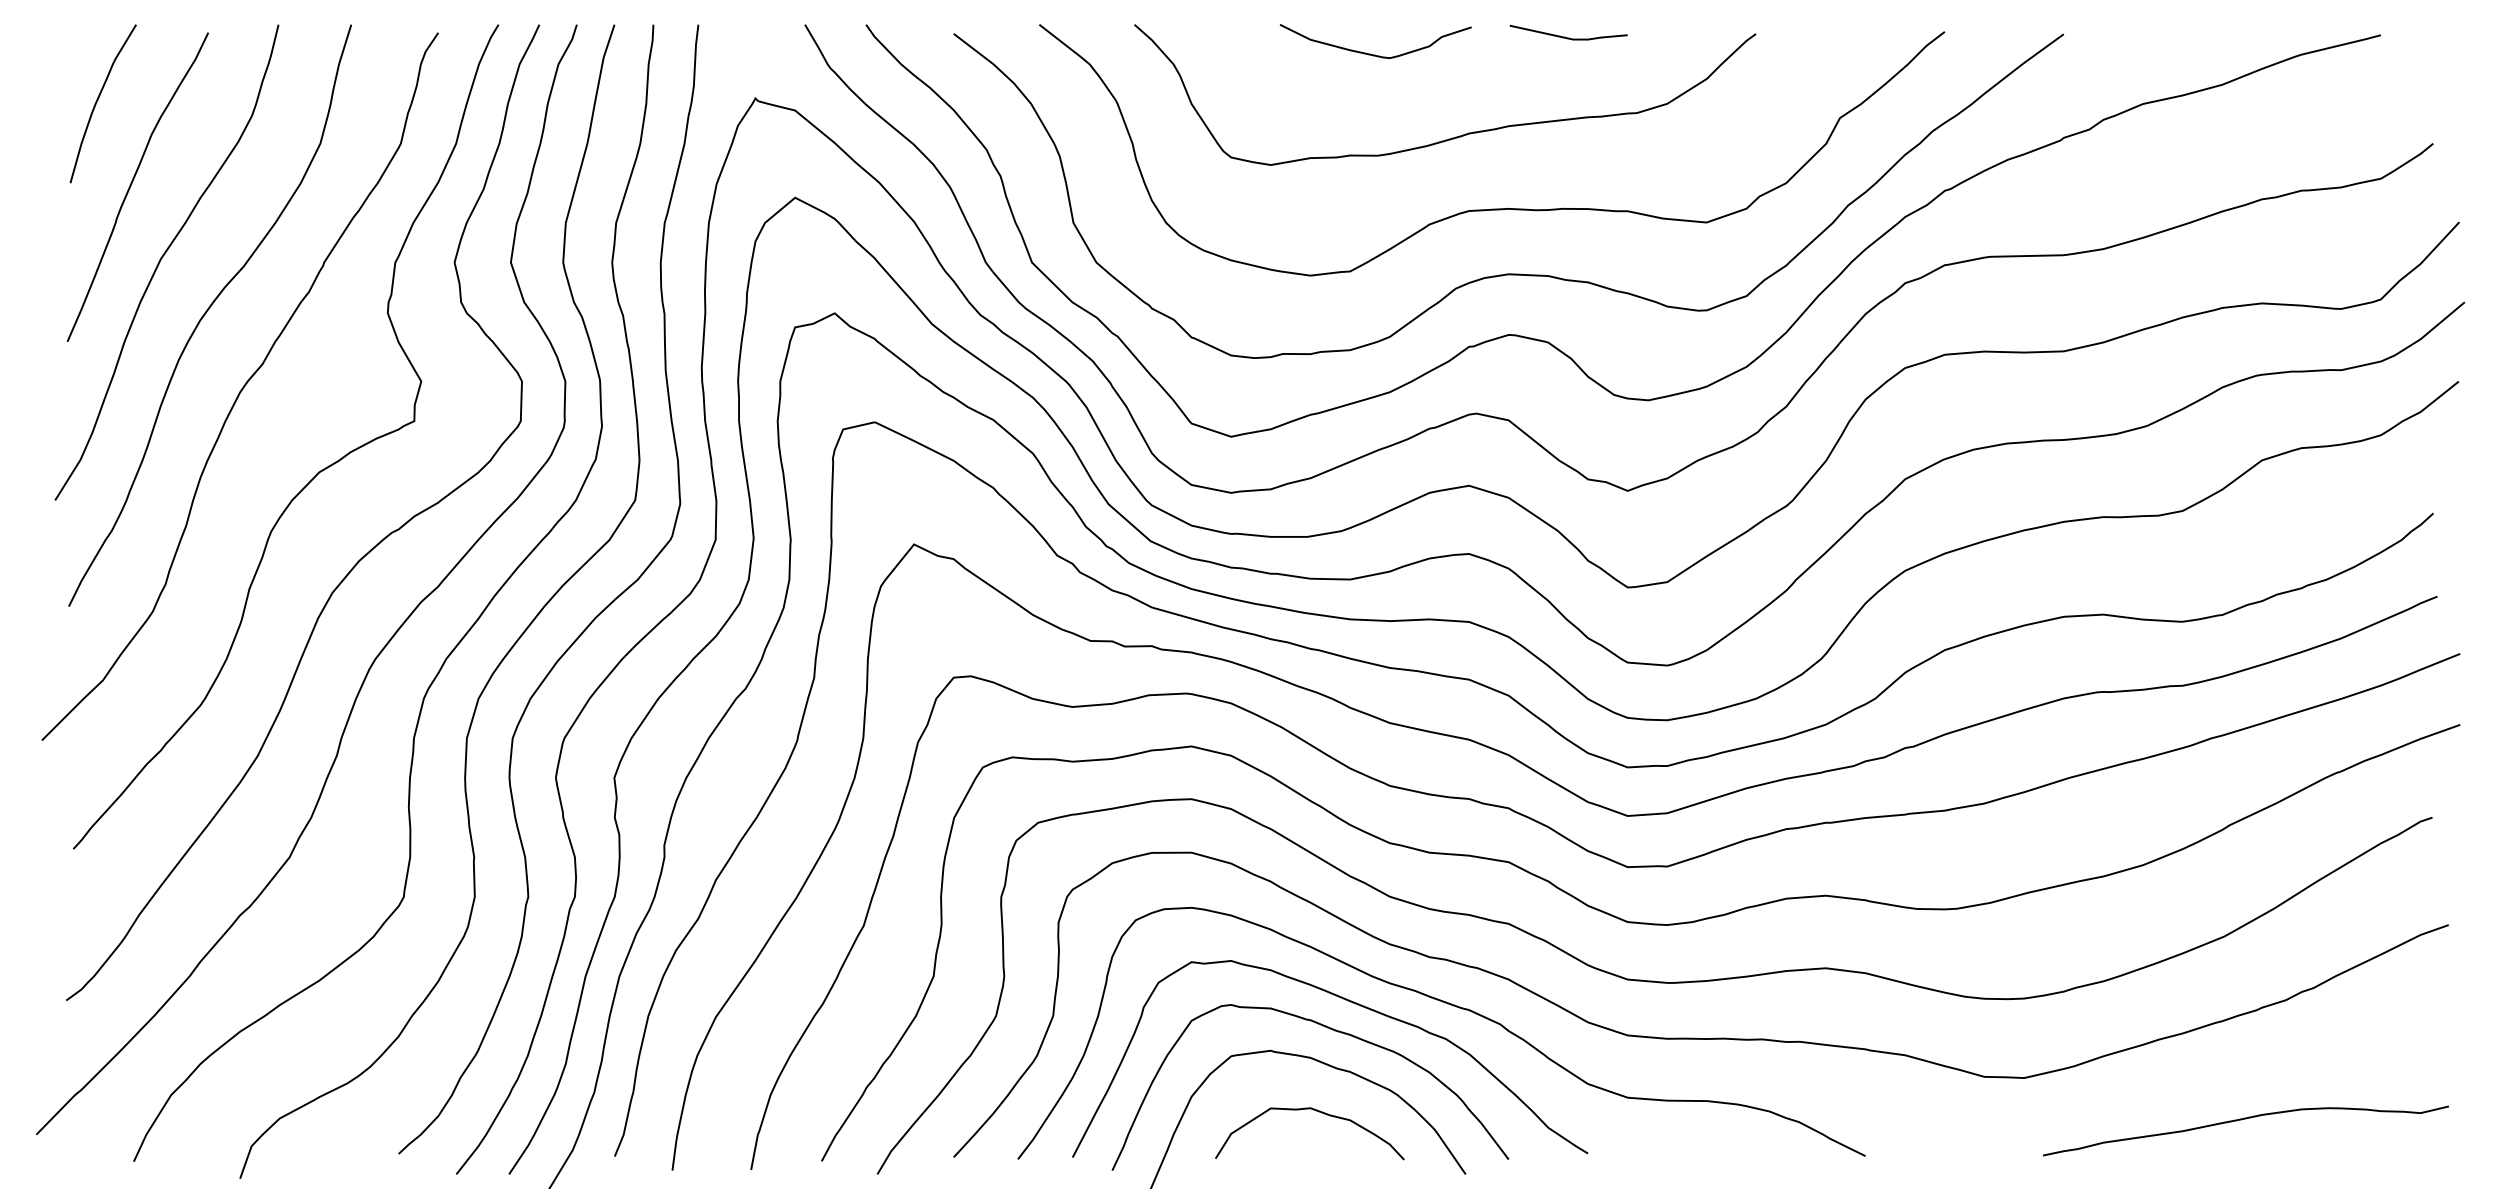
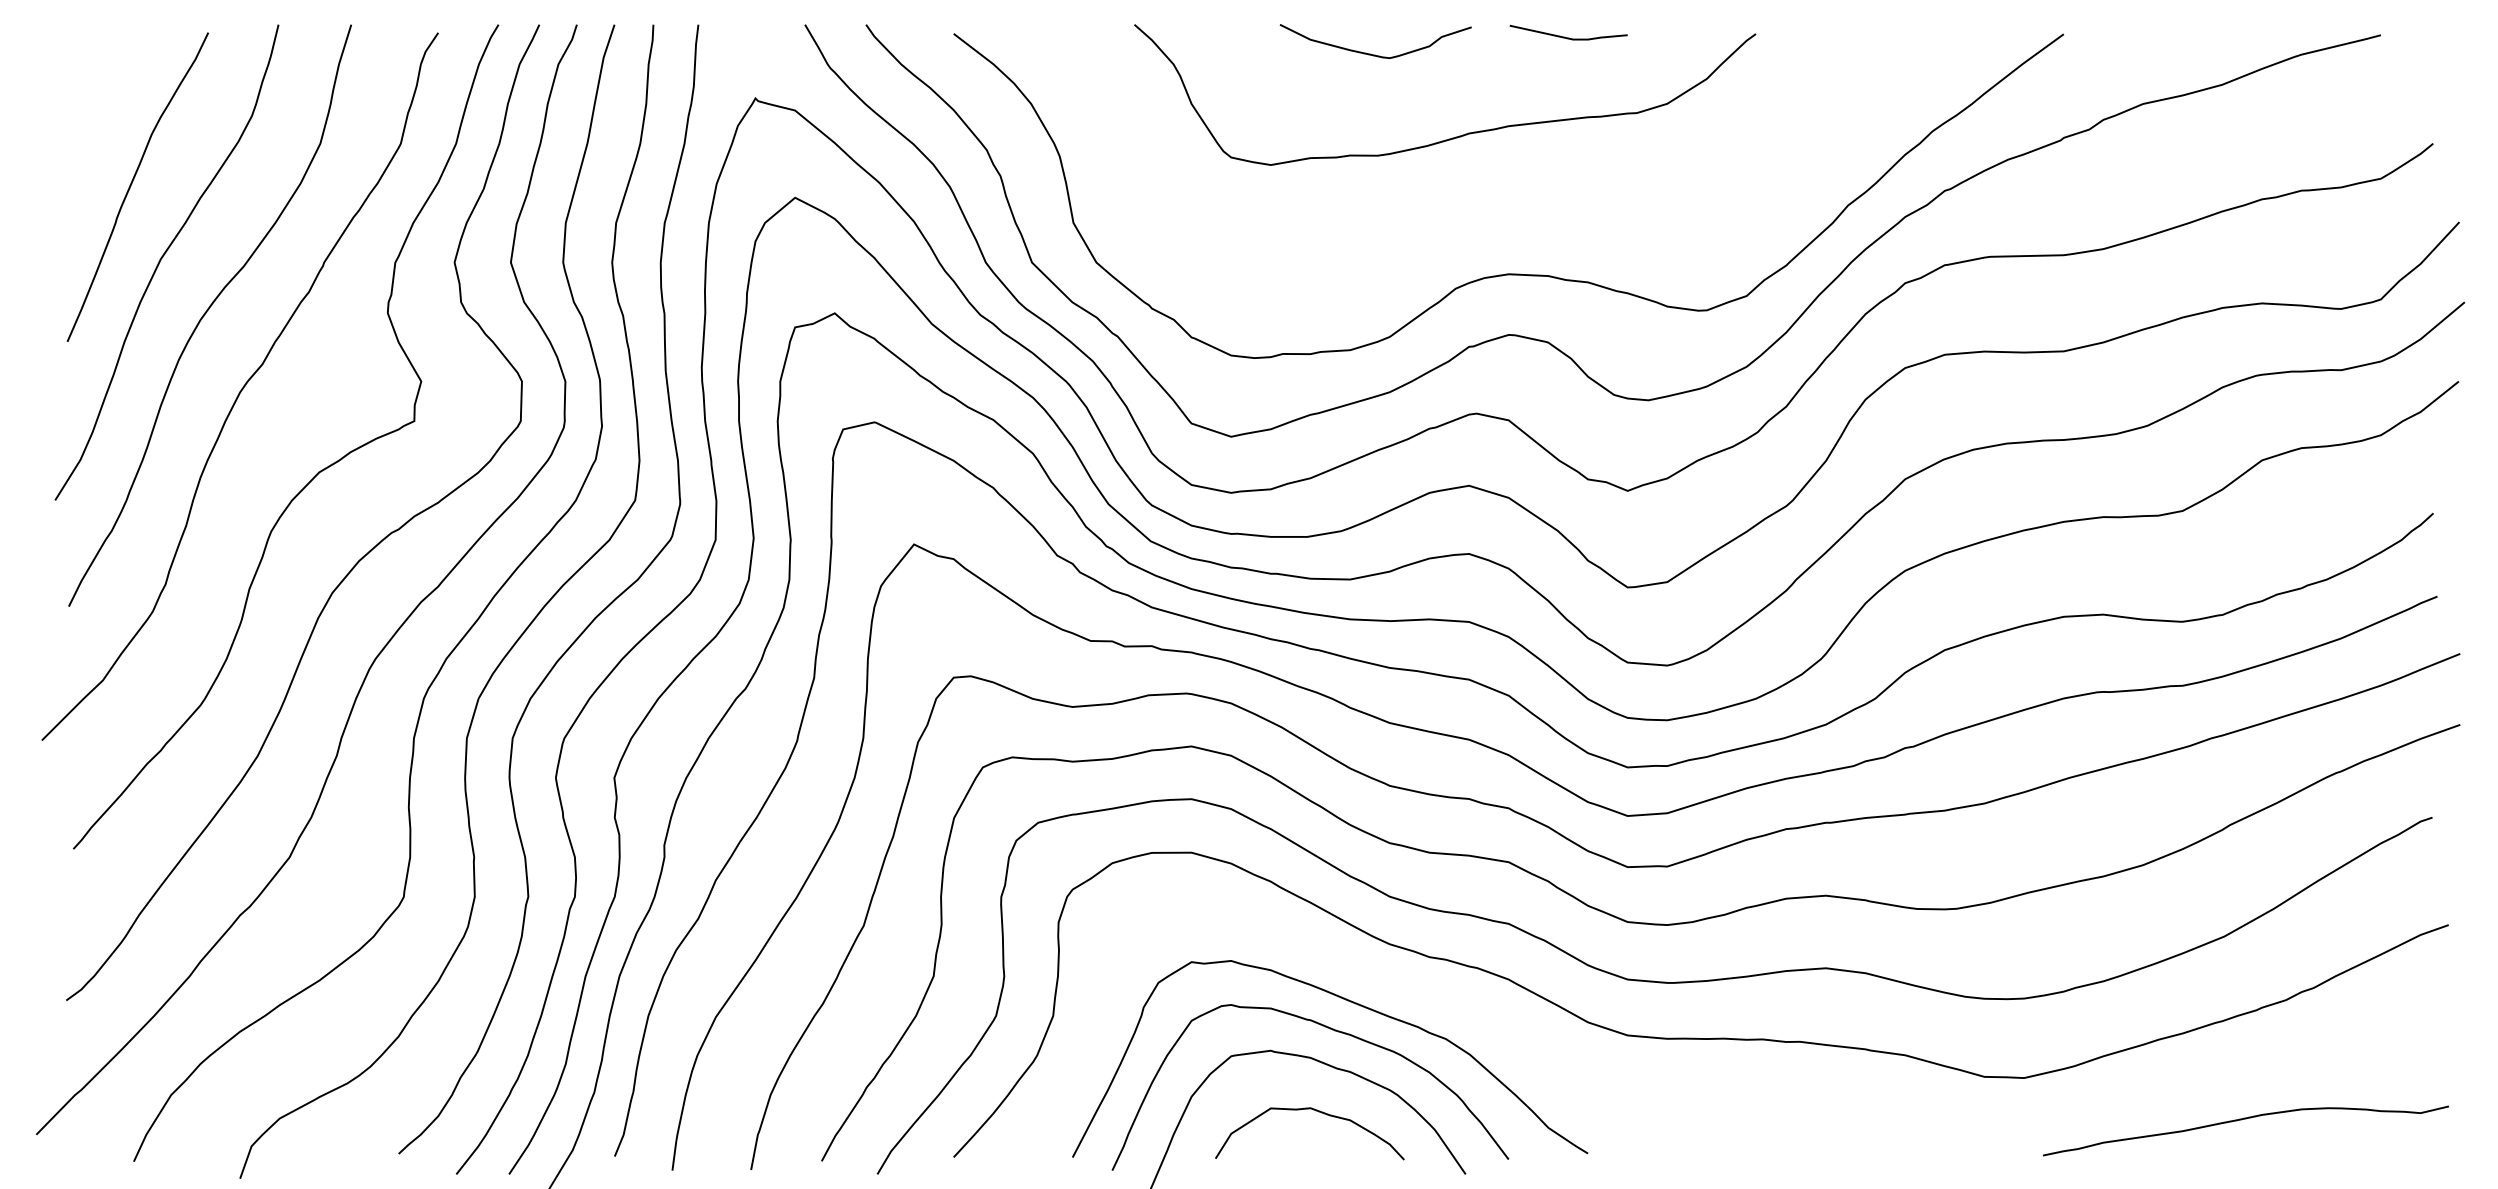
curve: present -> none (98, 100)
curve: present -> none (1492, 208)
curve: present -> none (1450, 1005)
